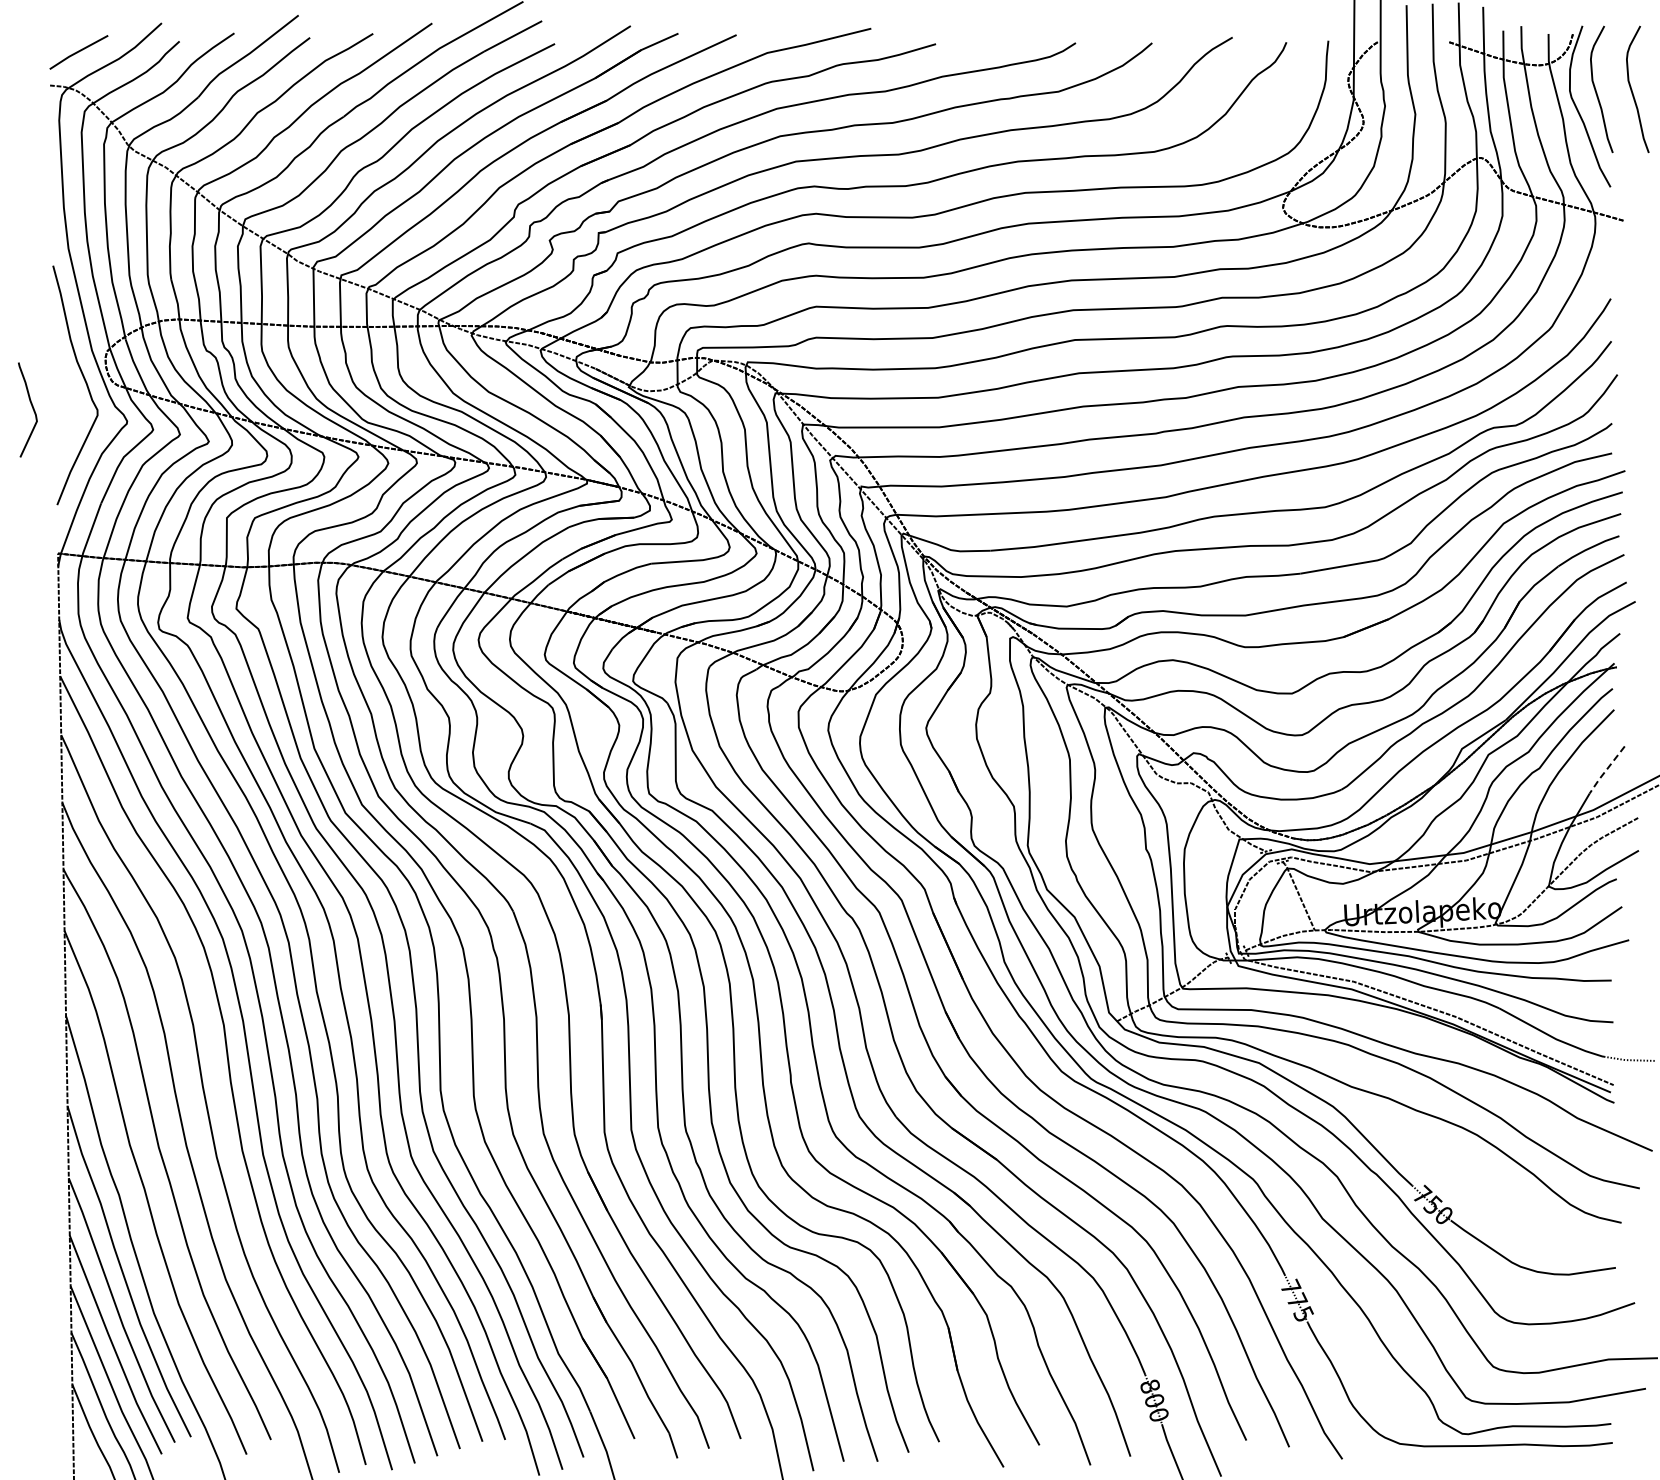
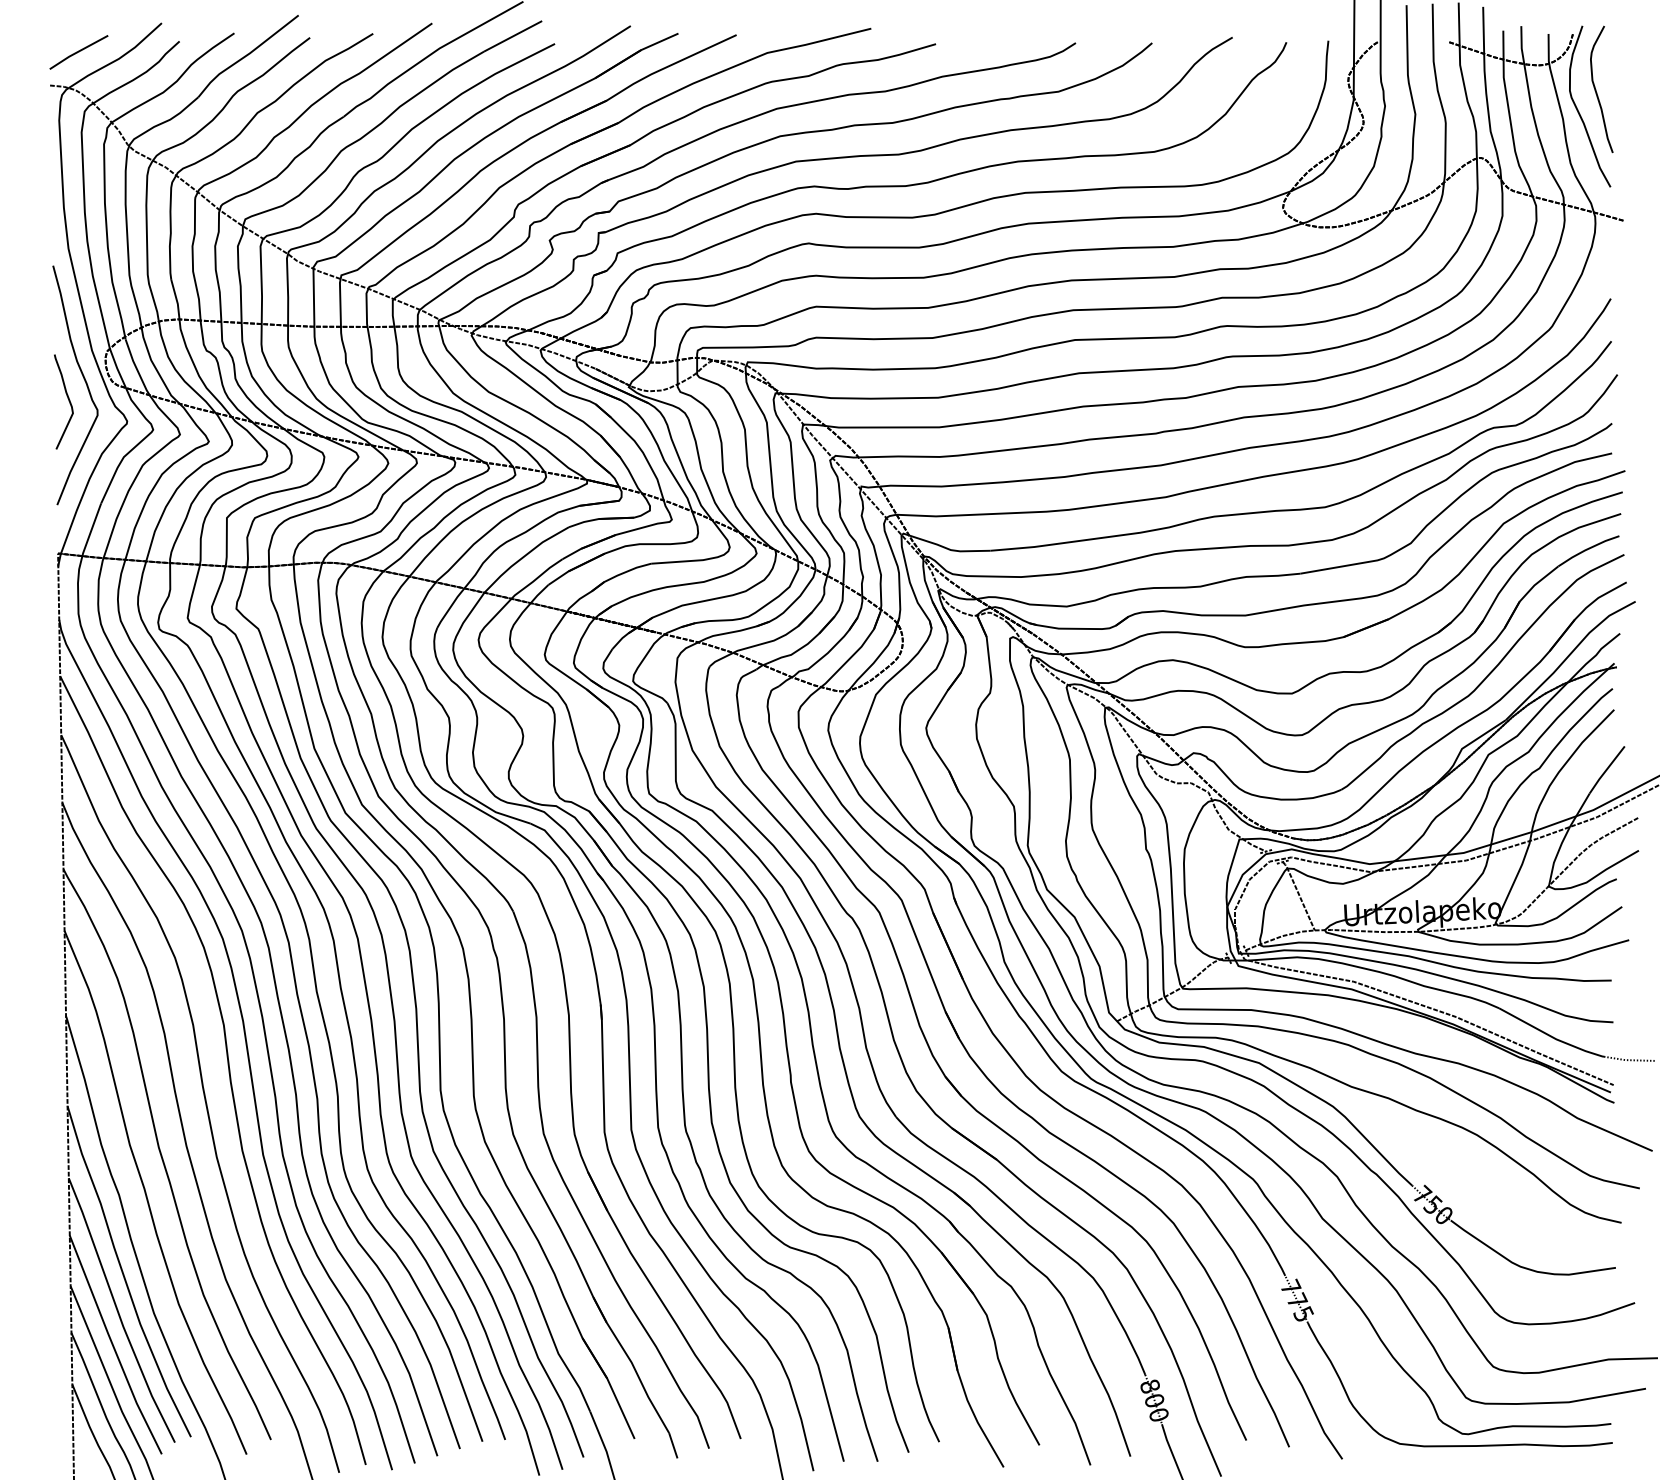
curve: present -> none (1632, 89)
curve position: (31, 406) -> (67, 398) (67, 398)
line: dashed -> solid (1605, 770)
